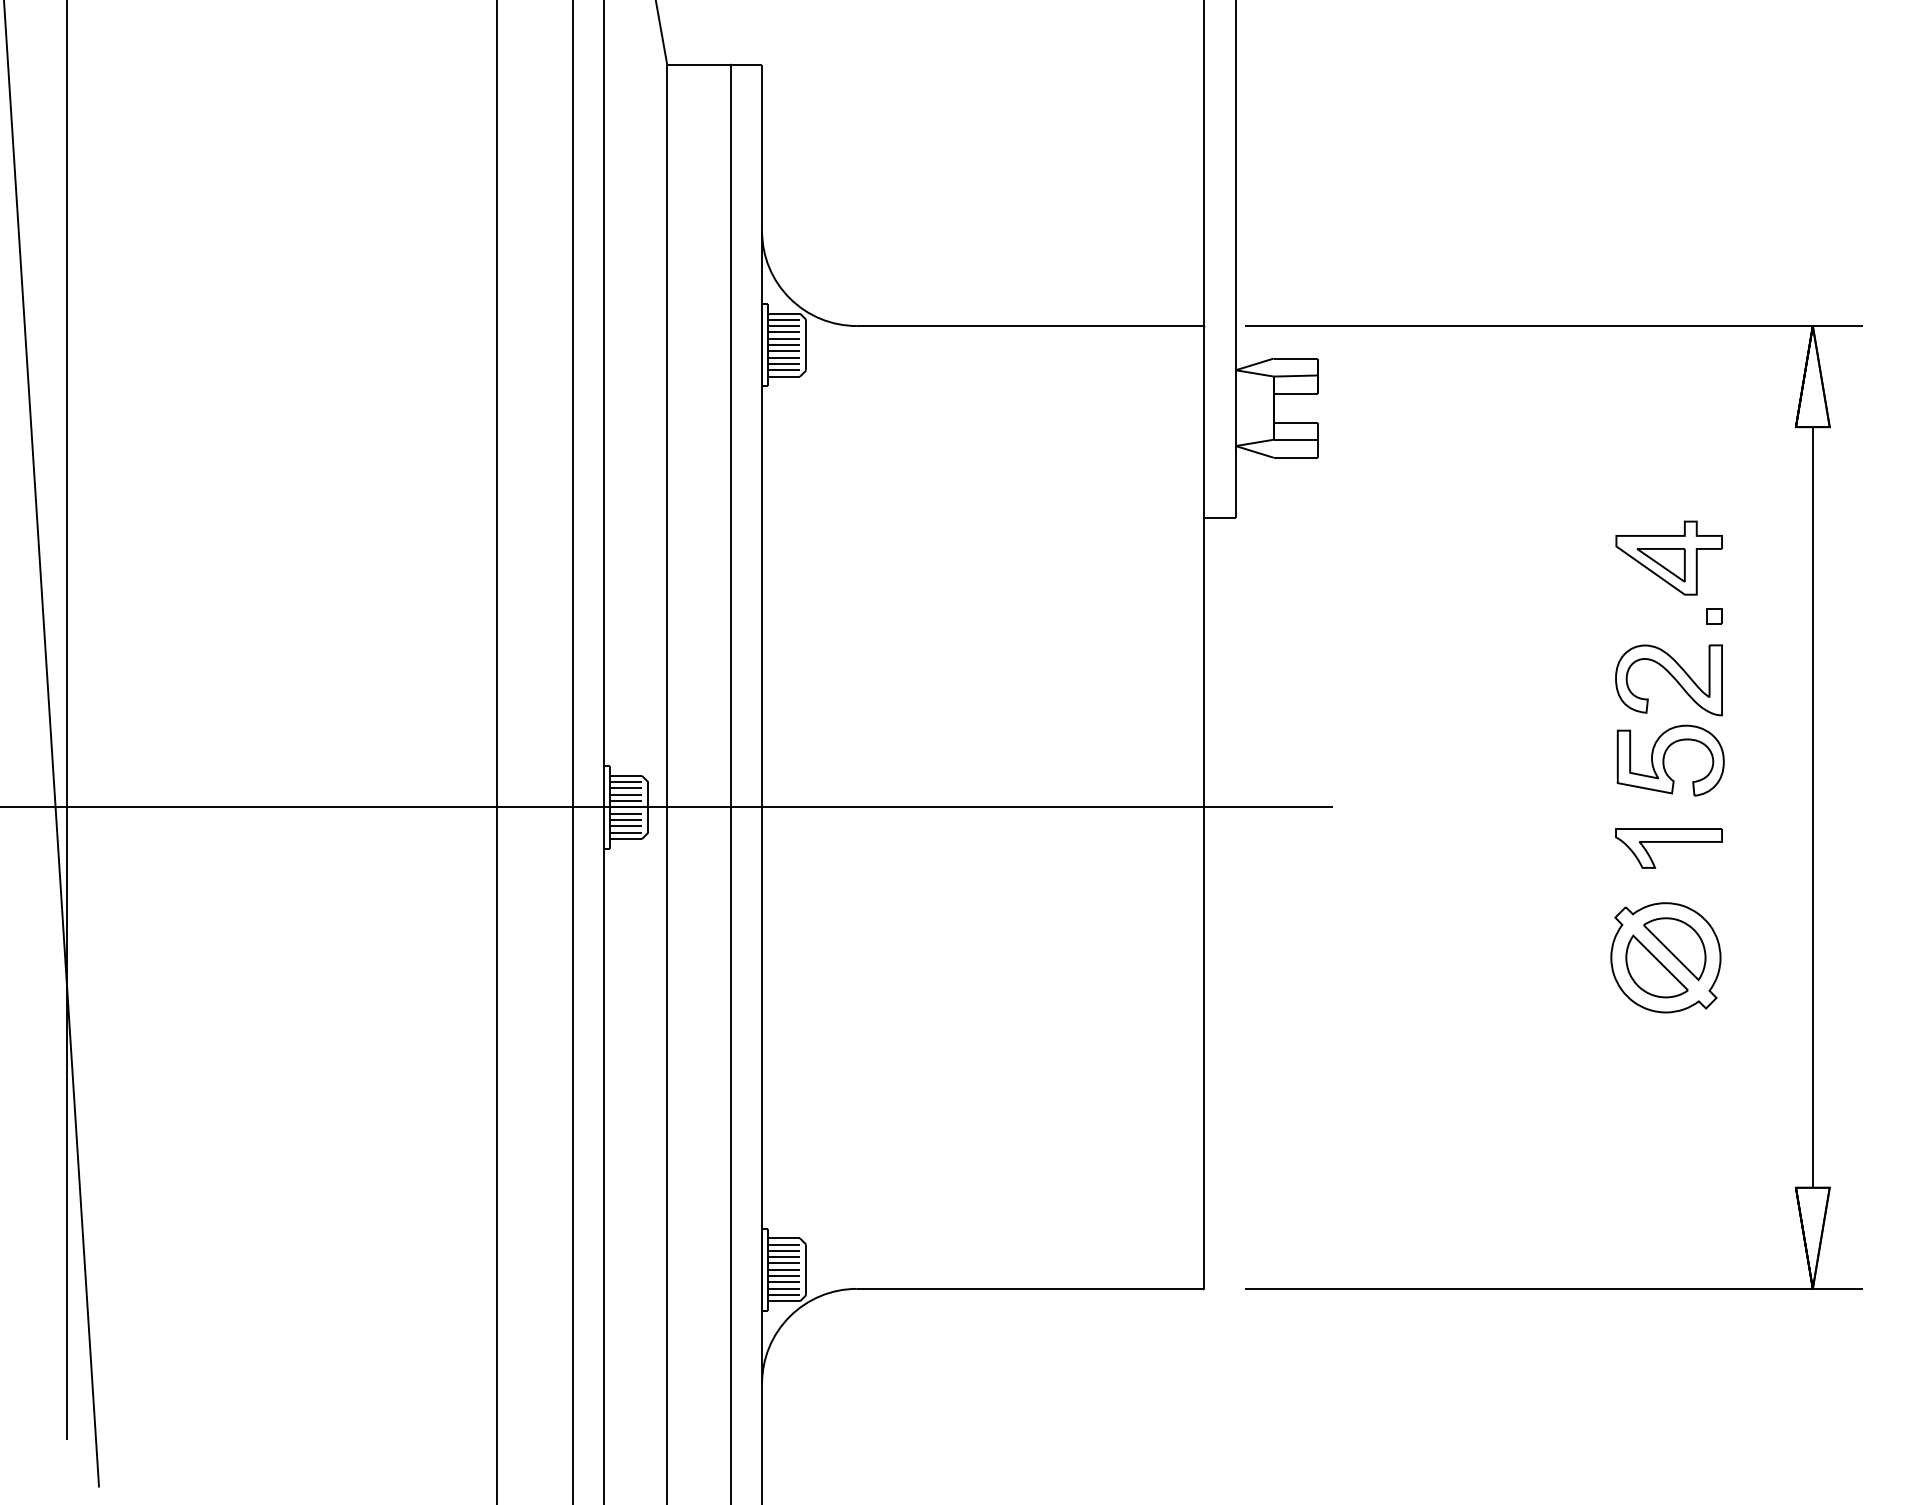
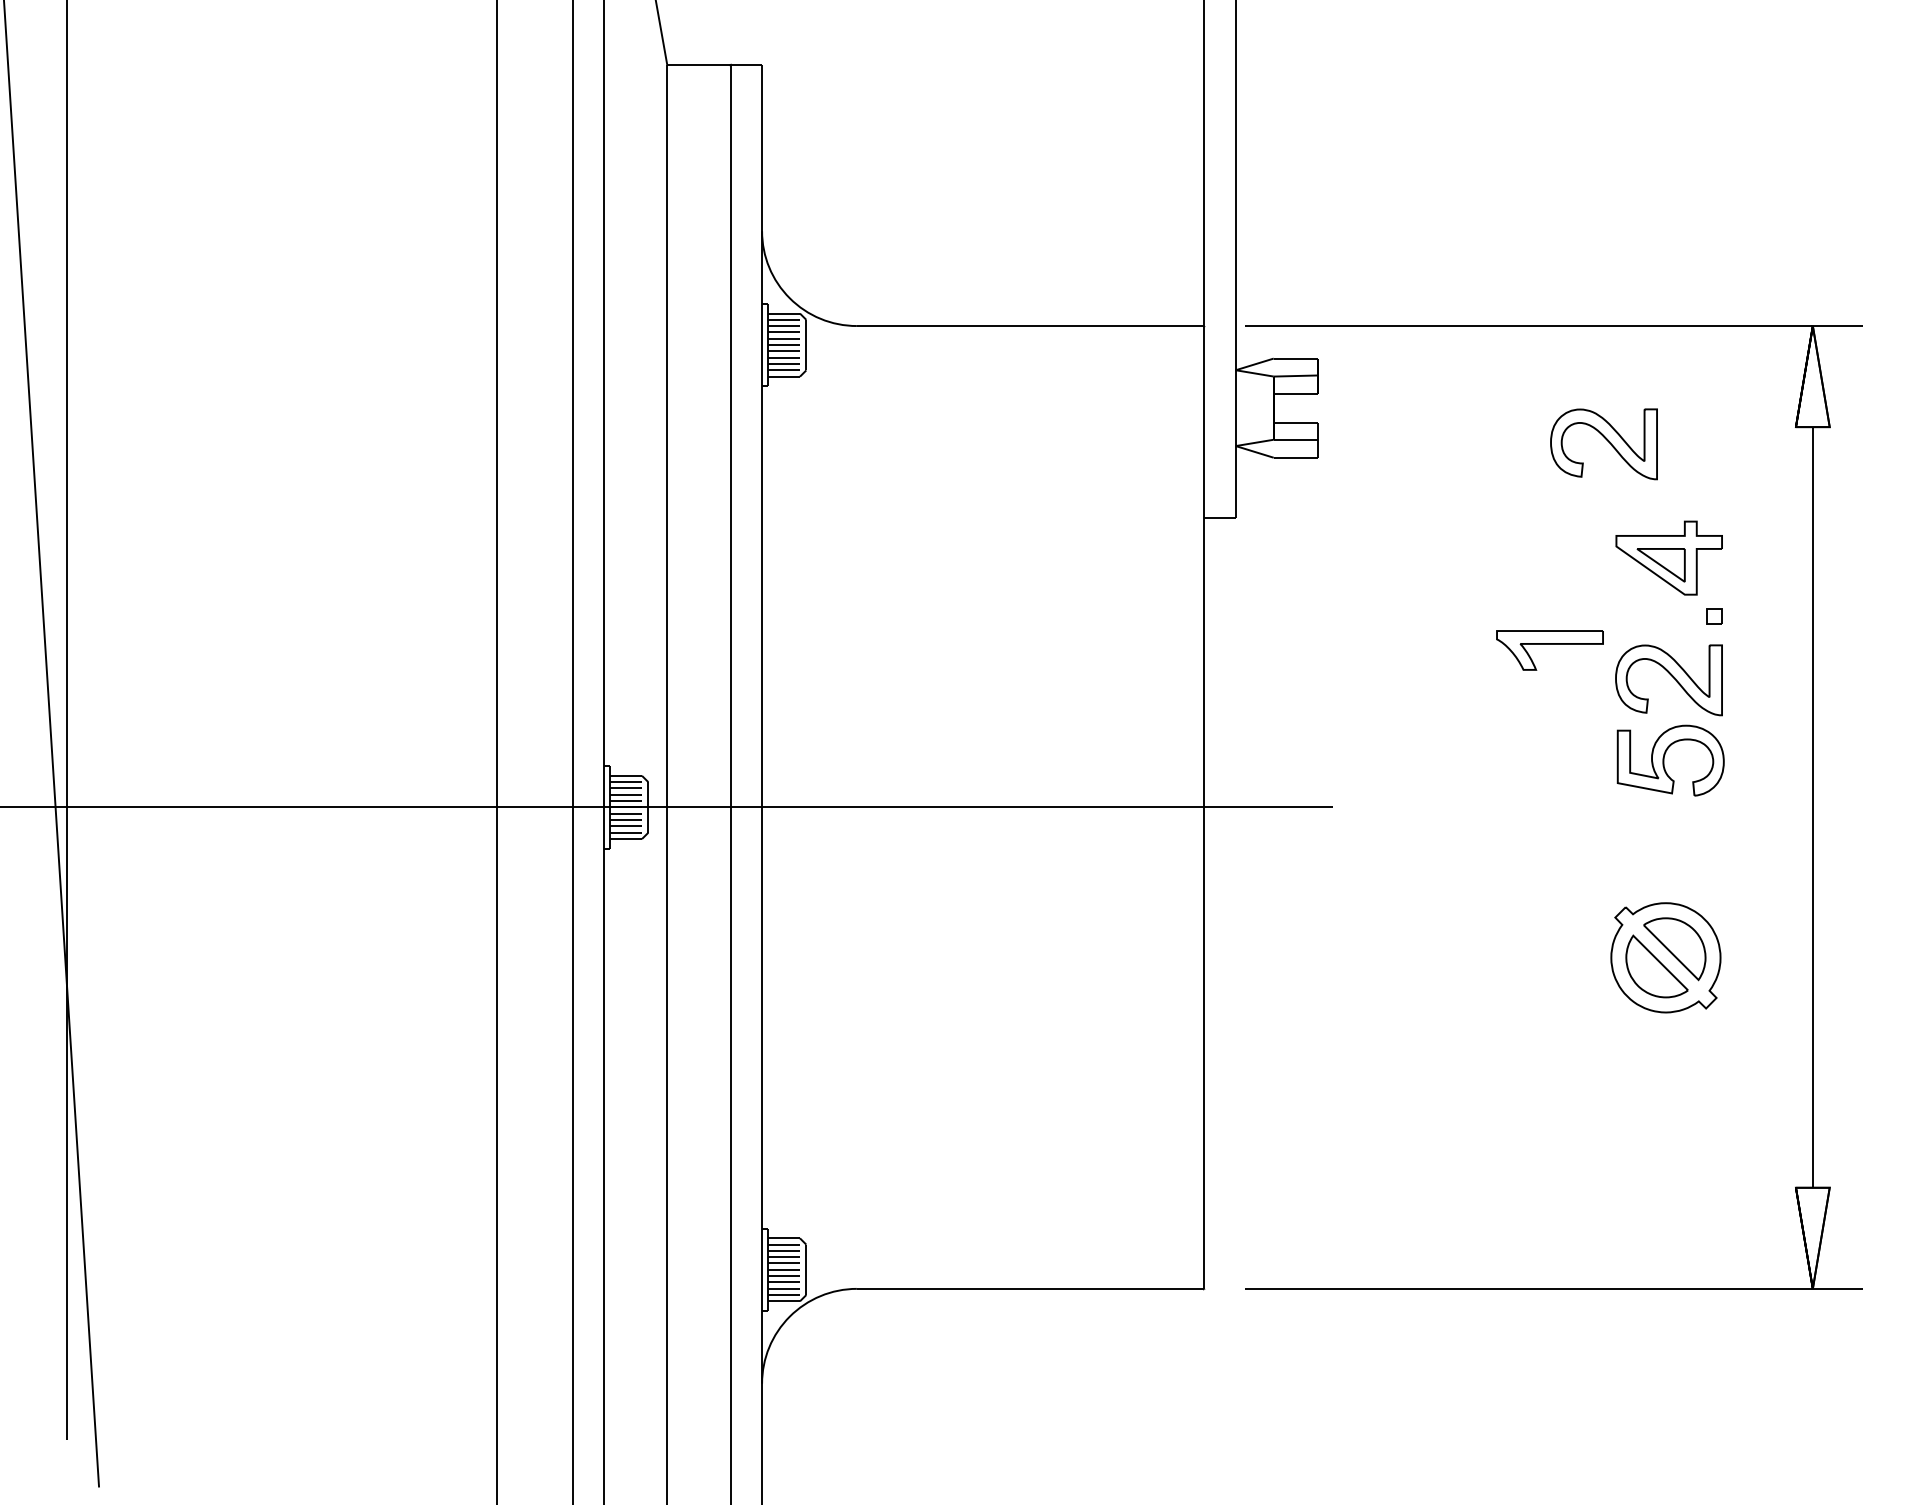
part: none -> present (1603, 444)
part position: (1668, 848) -> (1549, 650) (1549, 650)
